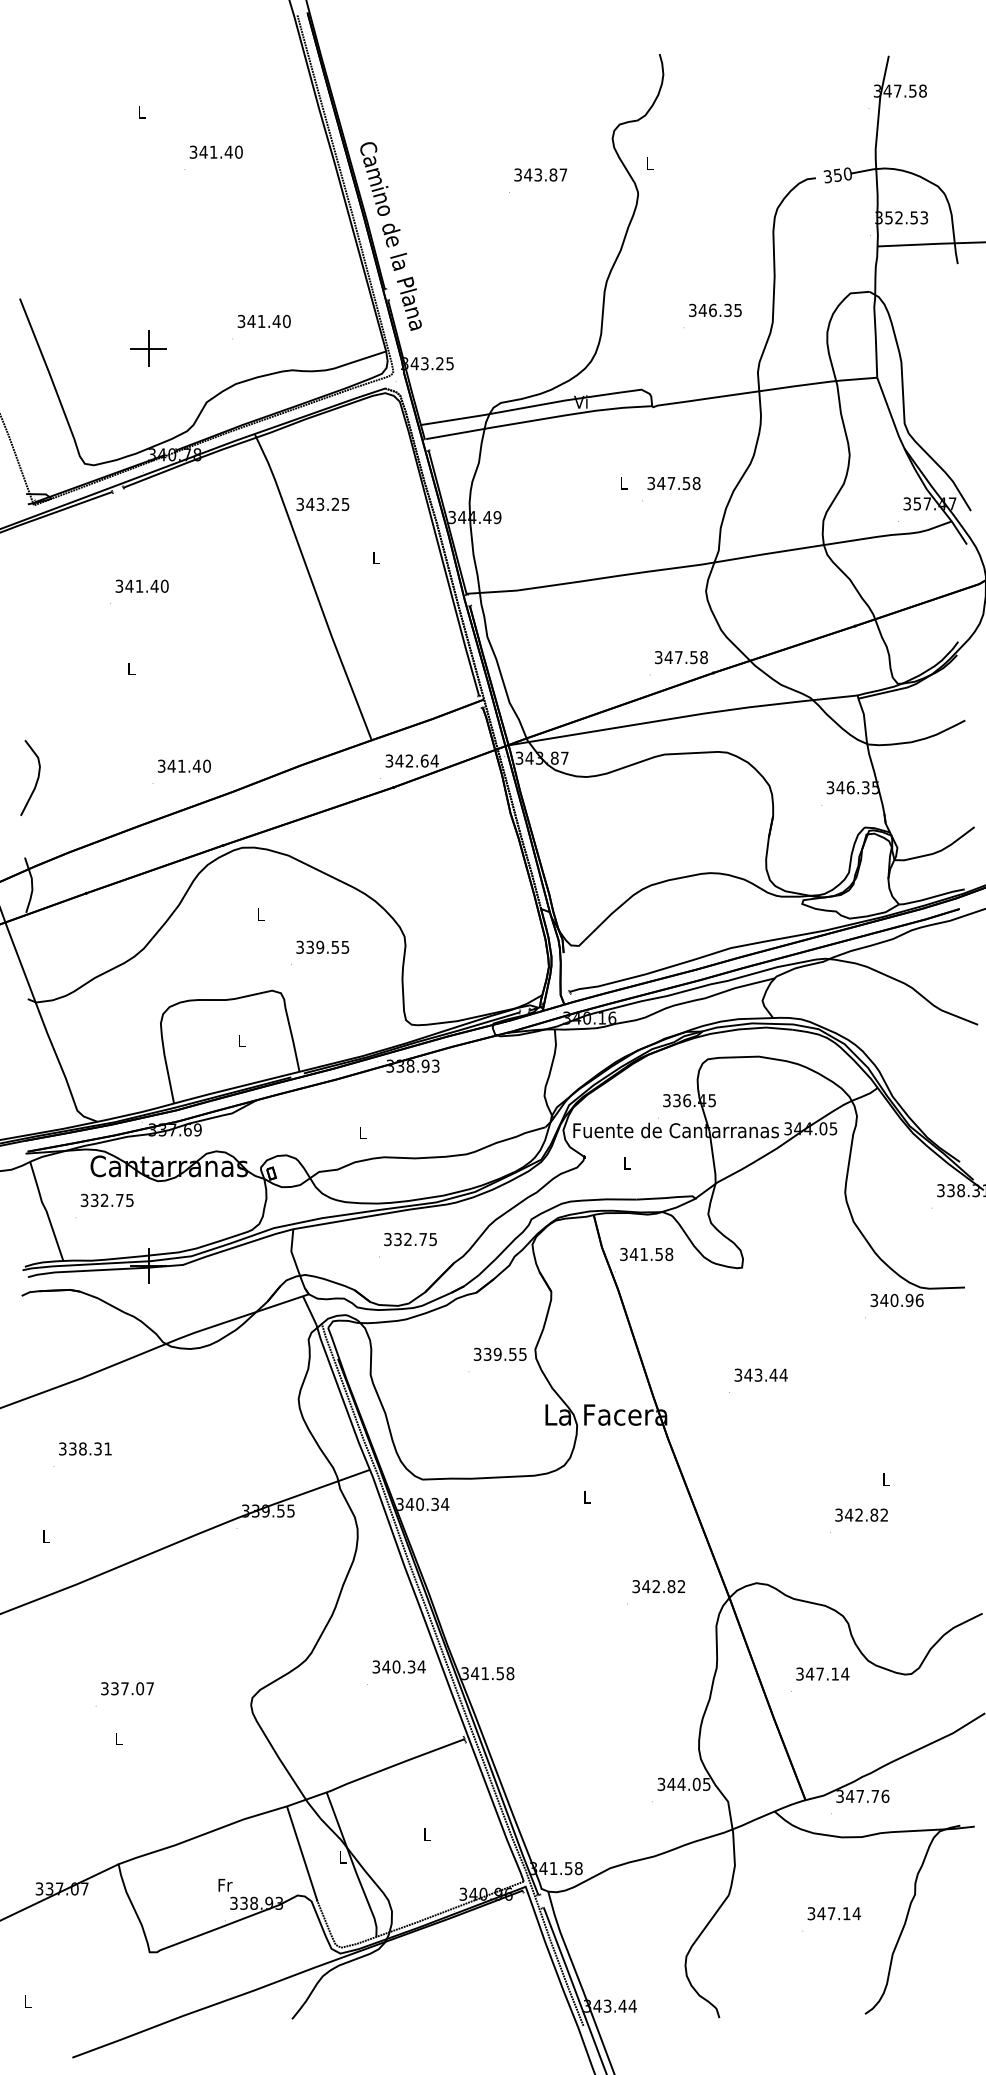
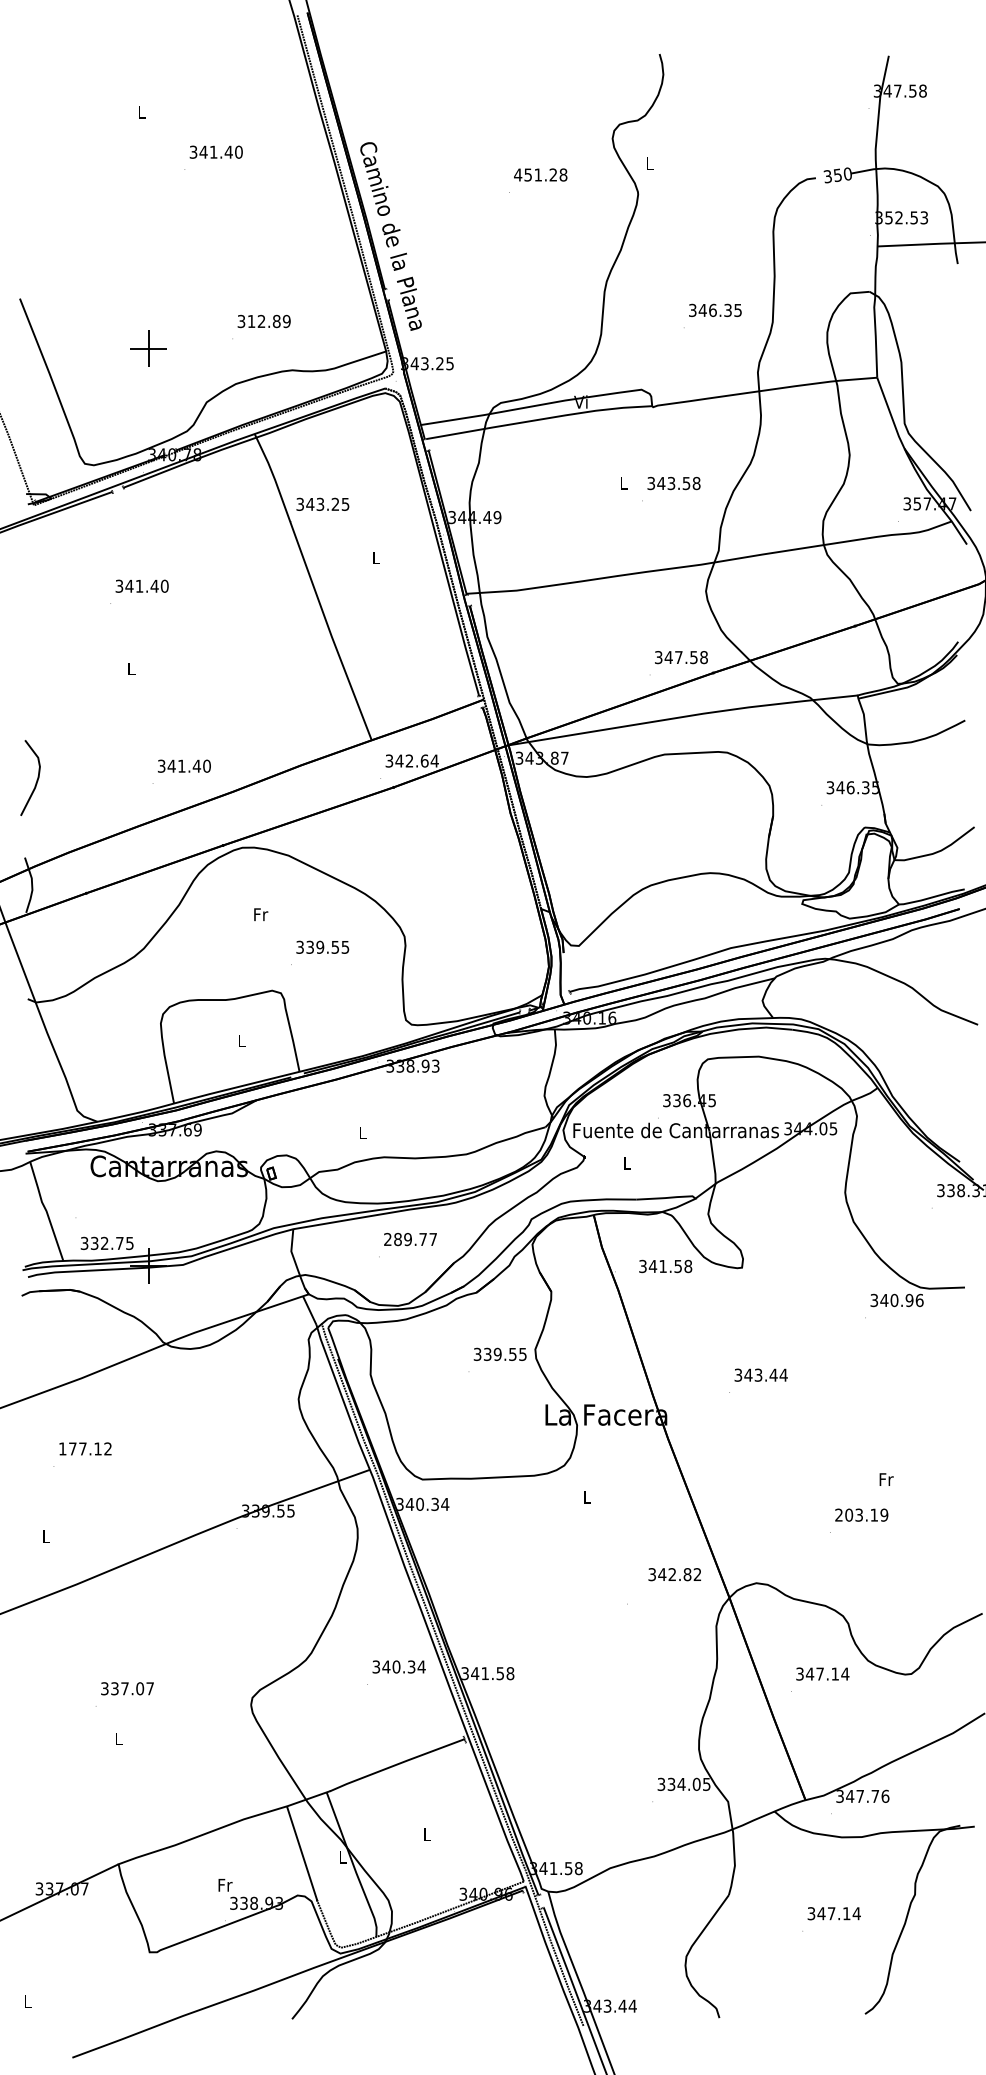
text: 343.87 -> 451.28 (540, 174)
text: 341.40 -> 312.89 (268, 321)
text: 347.58 -> 343.58 (671, 483)
text: L -> Fr (261, 914)
text position: (106, 1199) -> (106, 1242) (106, 1242)
text: 332.75 -> 289.77 (410, 1239)
text position: (646, 1254) -> (665, 1266) (665, 1266)
text: 338.31 -> 177.12 (85, 1448)
text: L -> Fr (886, 1479)
text: 342.82 -> 203.19 (861, 1514)
text position: (658, 1586) -> (674, 1574) (674, 1574)
text: 344.05 -> 334.05 (671, 1783)
